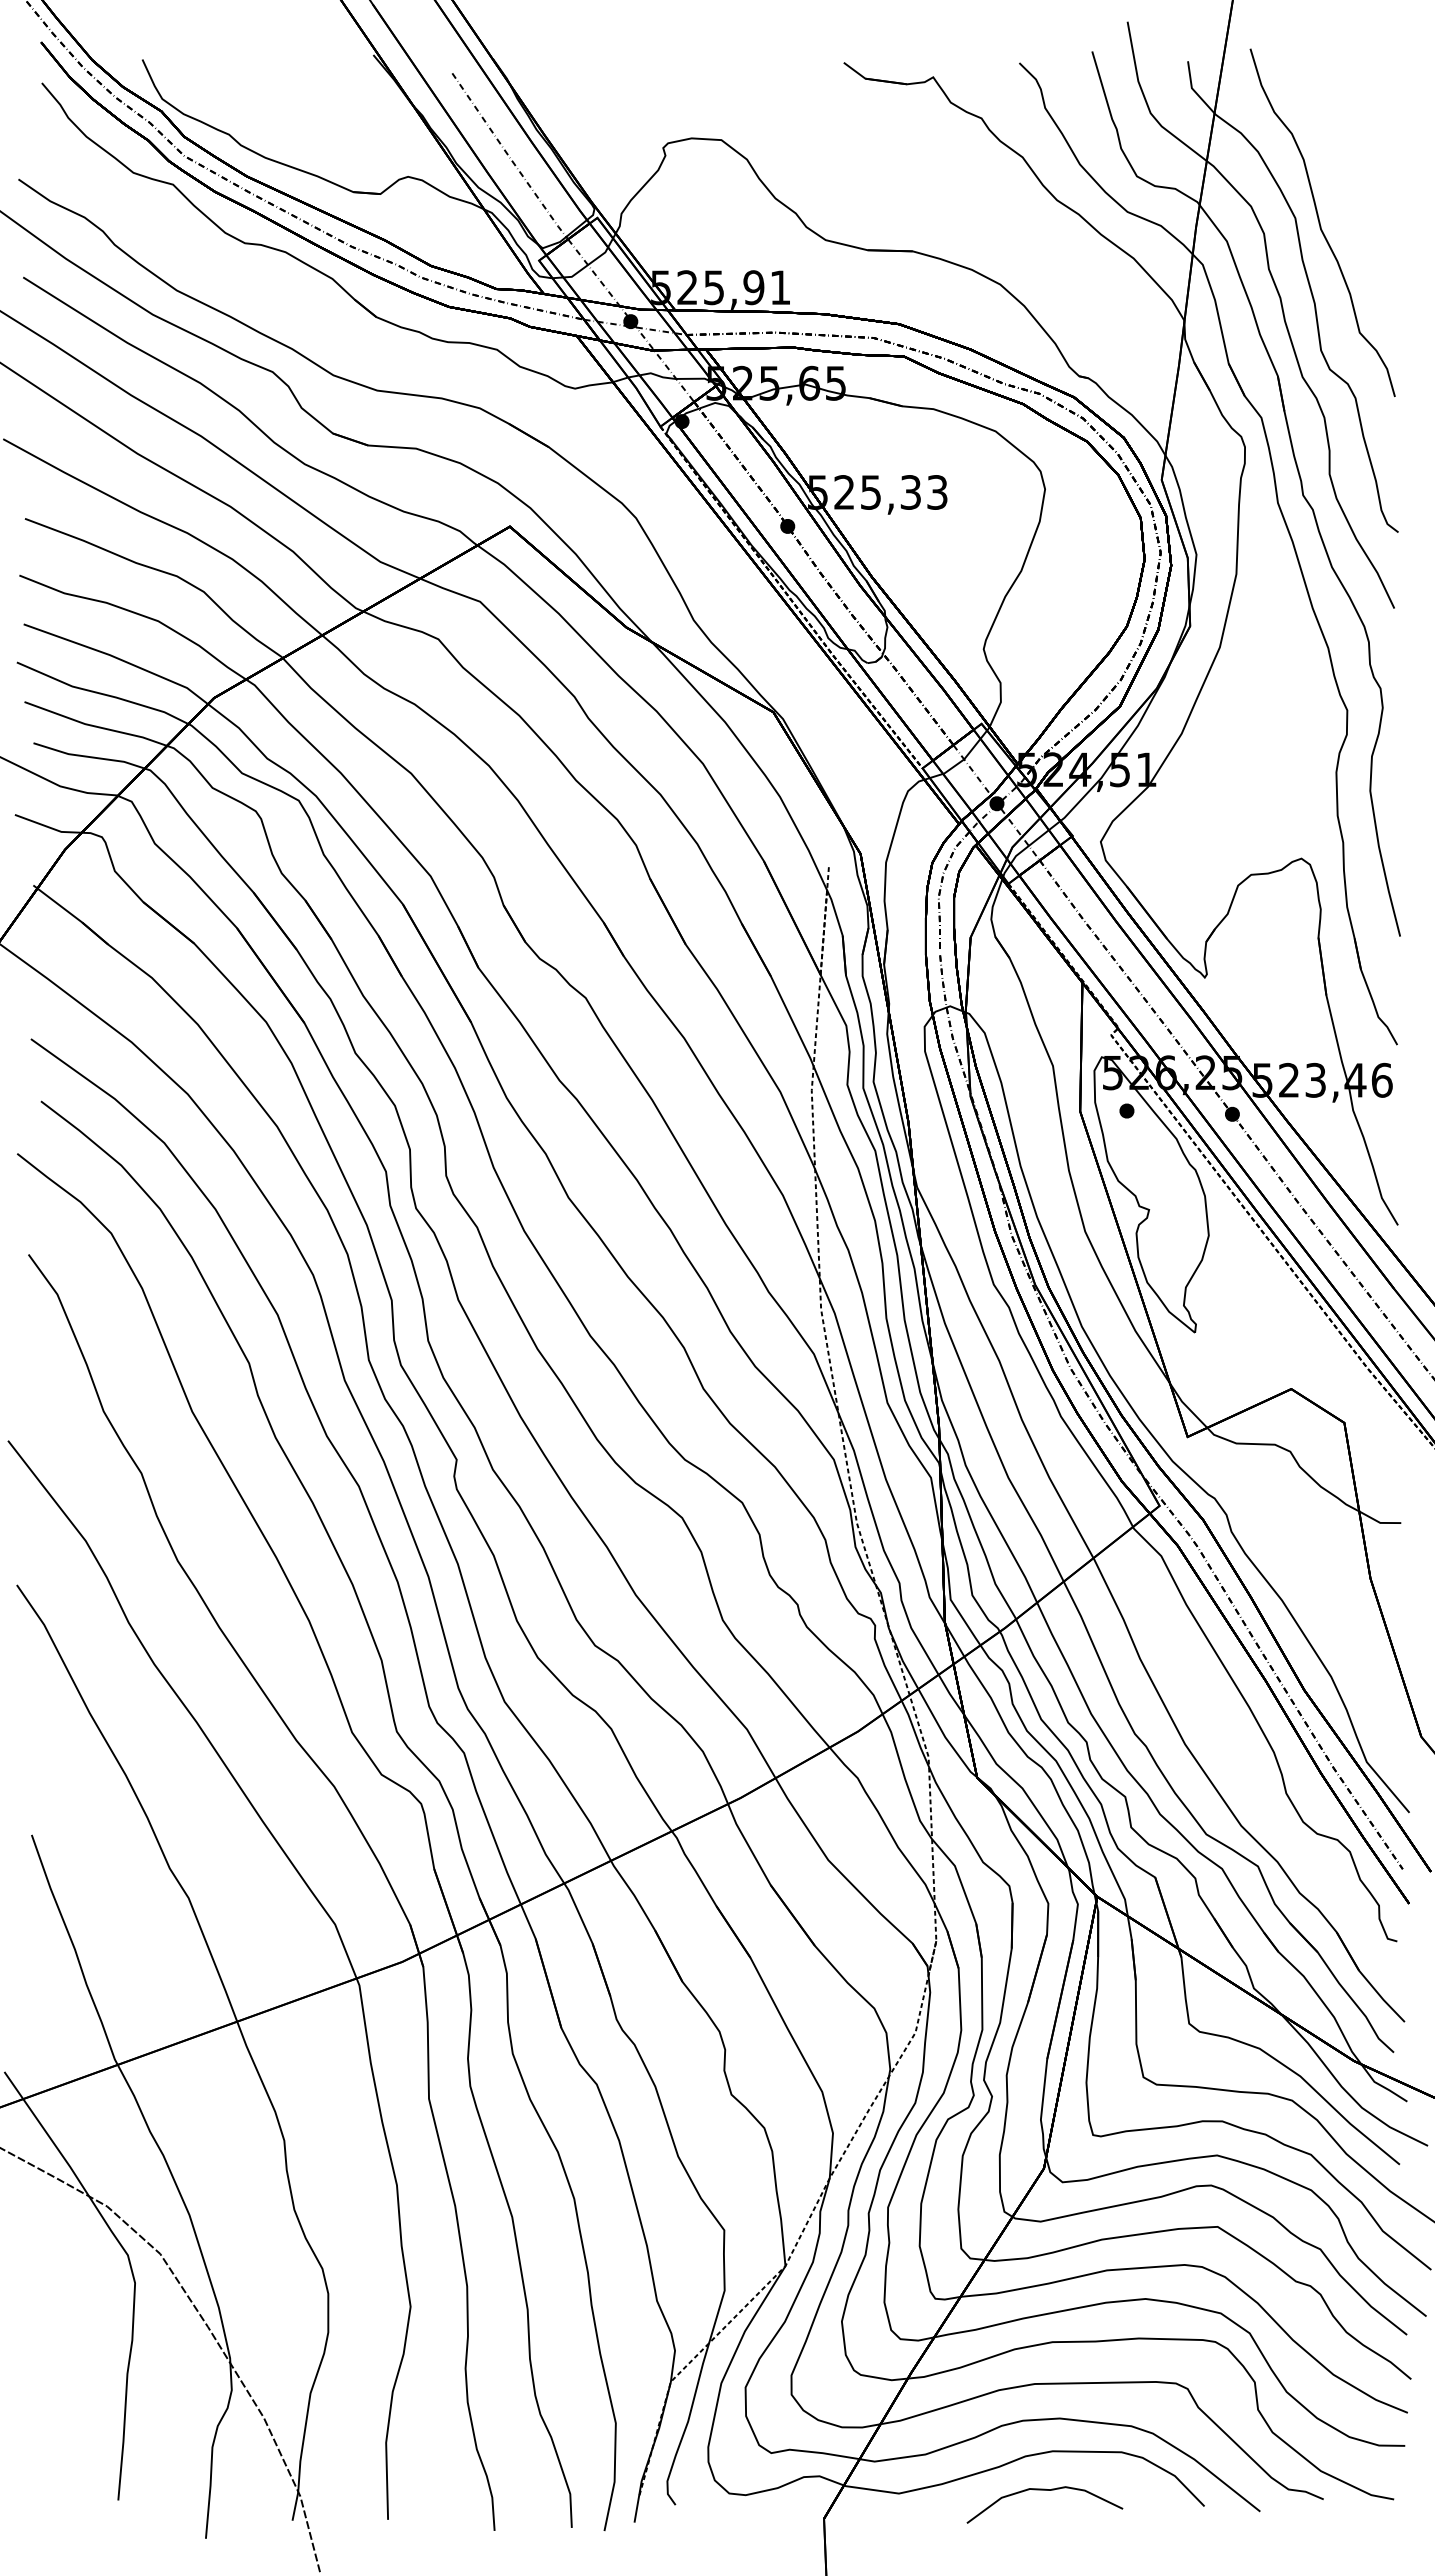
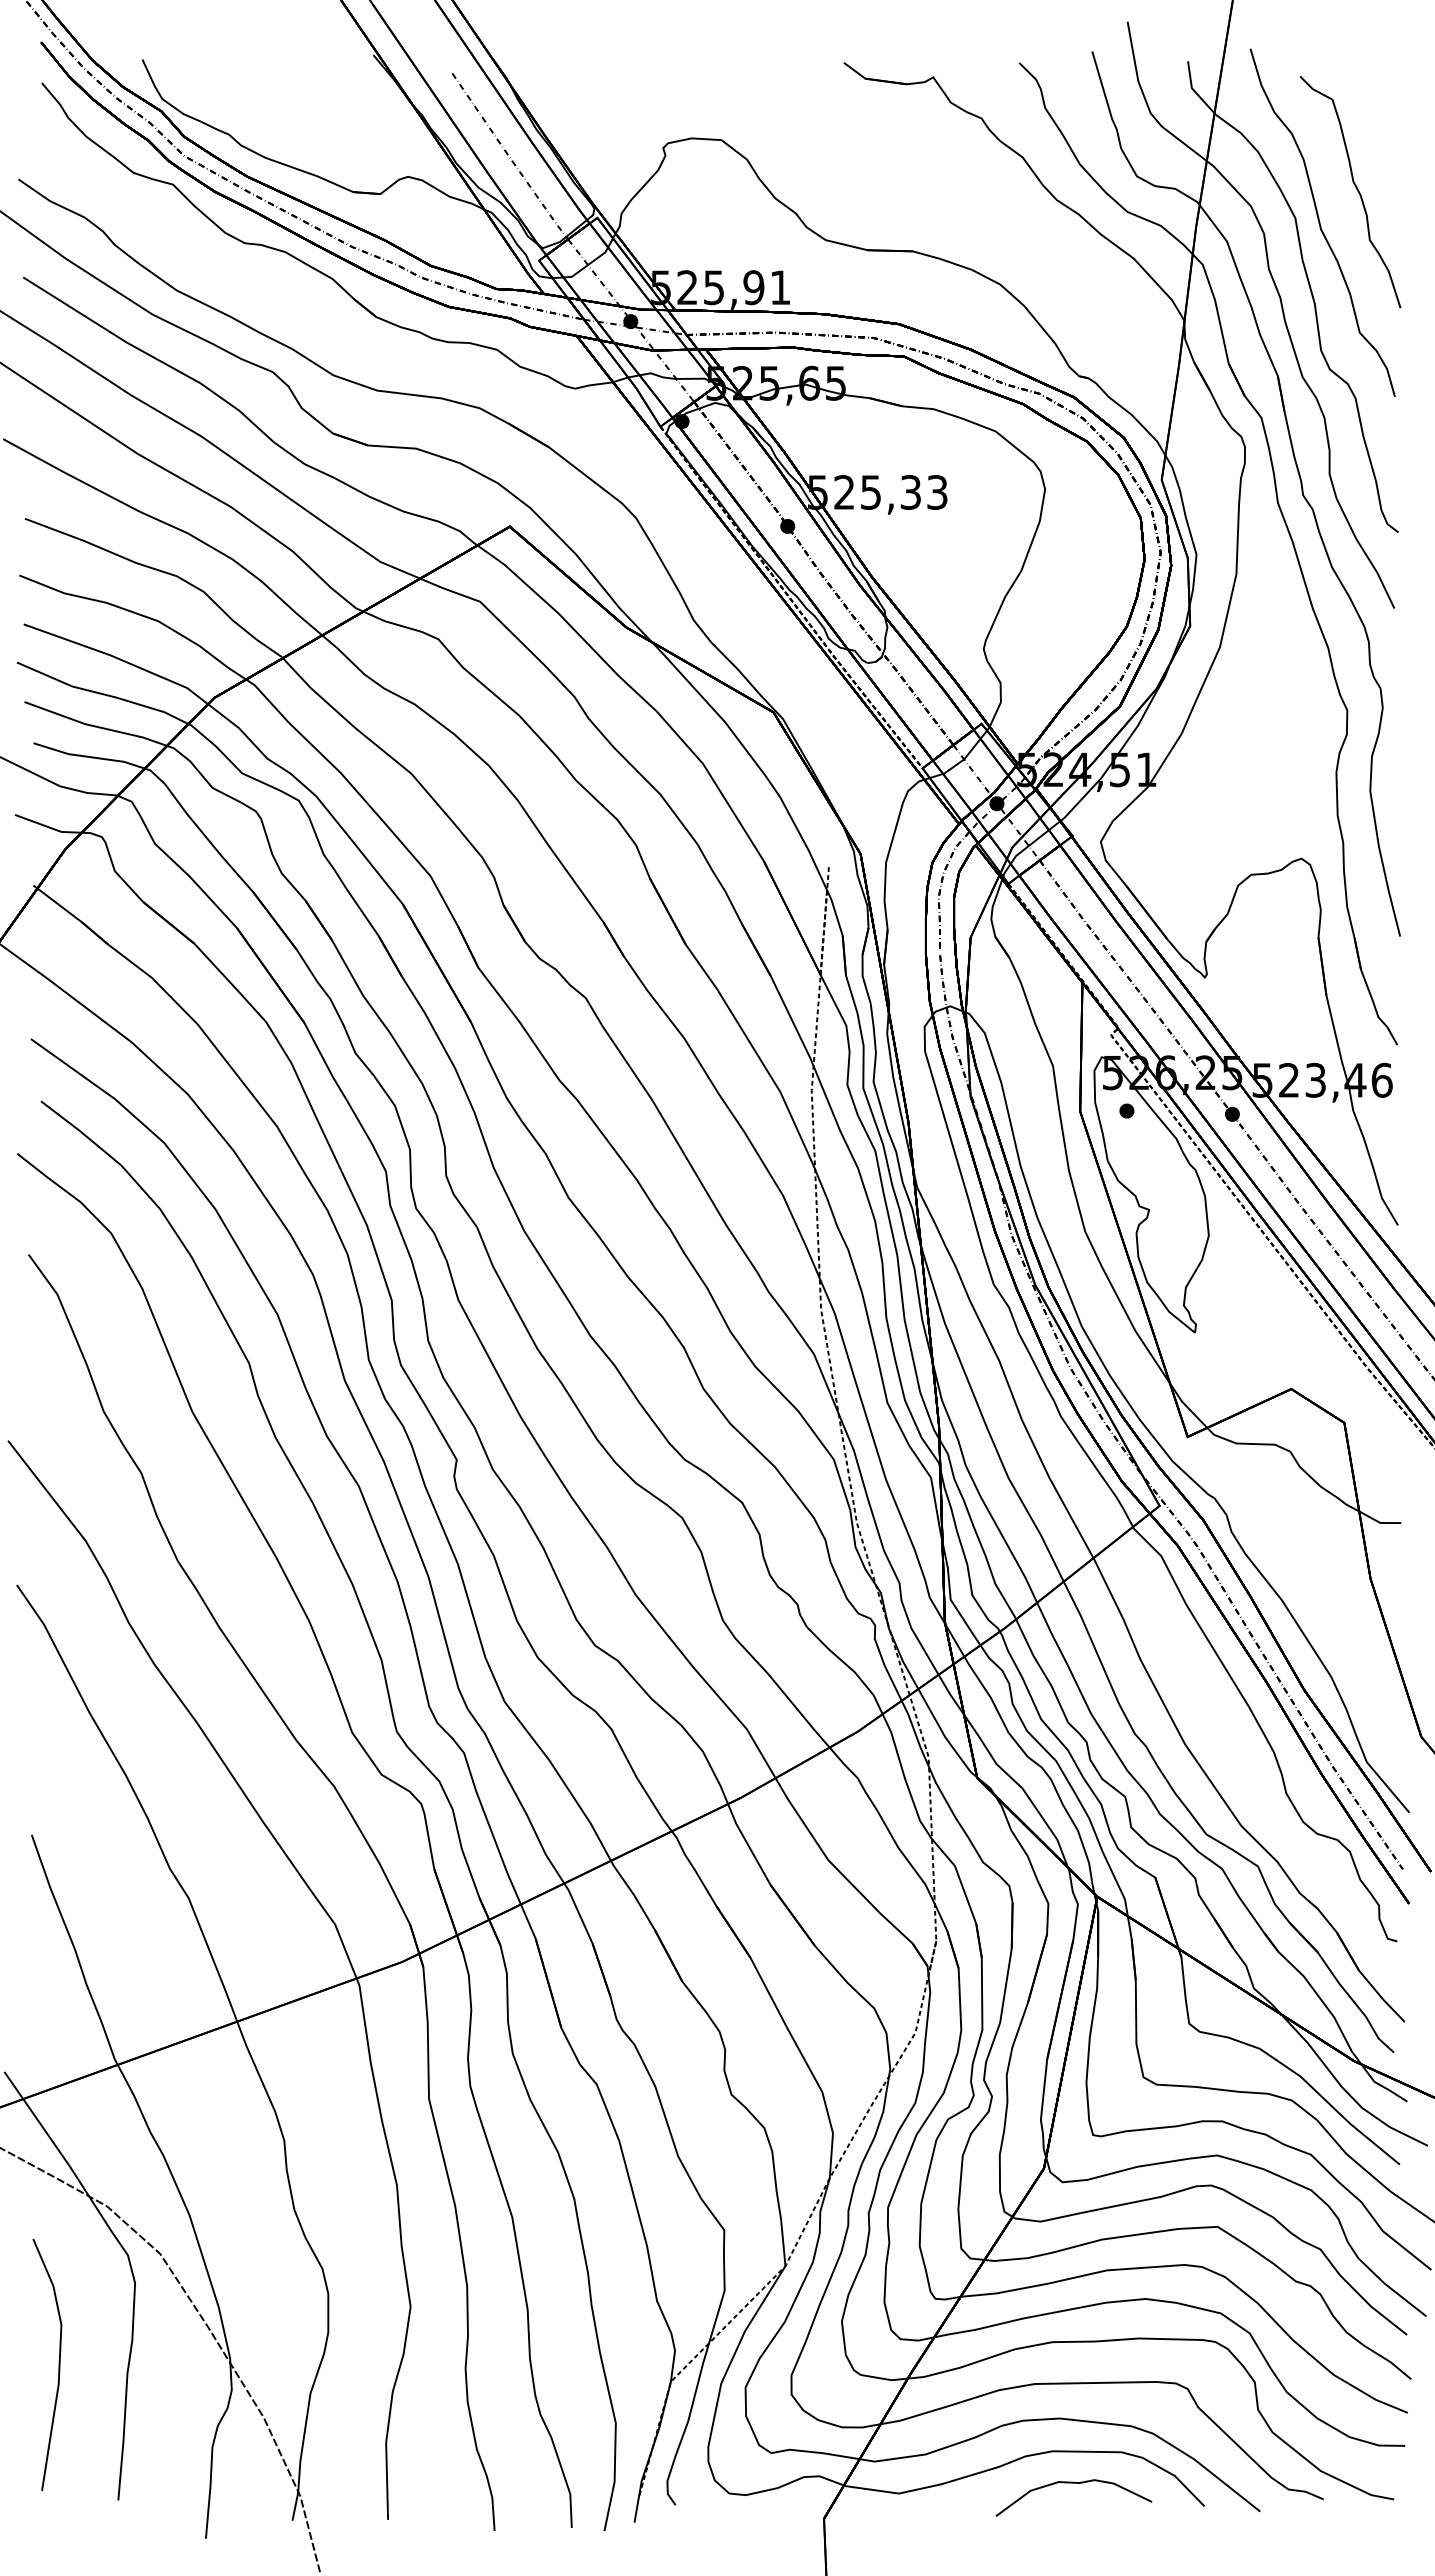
curve: none -> present (1356, 189)
line: none -> present (58, 2364)
curve position: (1044, 2490) -> (1073, 2483) (1073, 2483)
